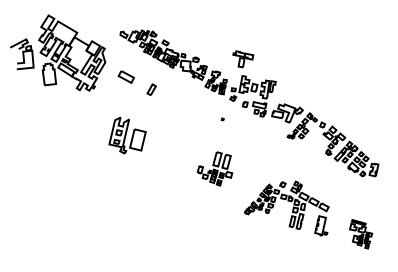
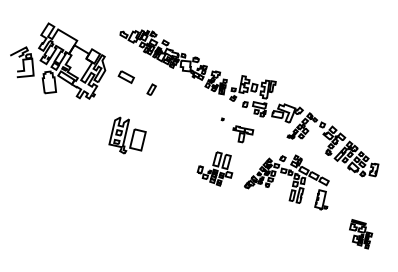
part position: (58, 52) -> (58, 60) (58, 60)
part position: (243, 59) -> (243, 134) (243, 134)
part position: (286, 208) -> (286, 182) (286, 182)
